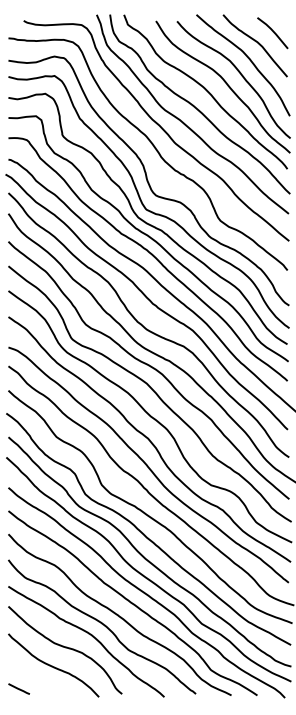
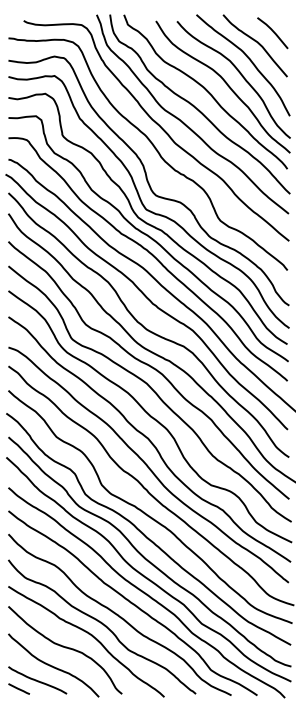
curve: none -> present (37, 680)
